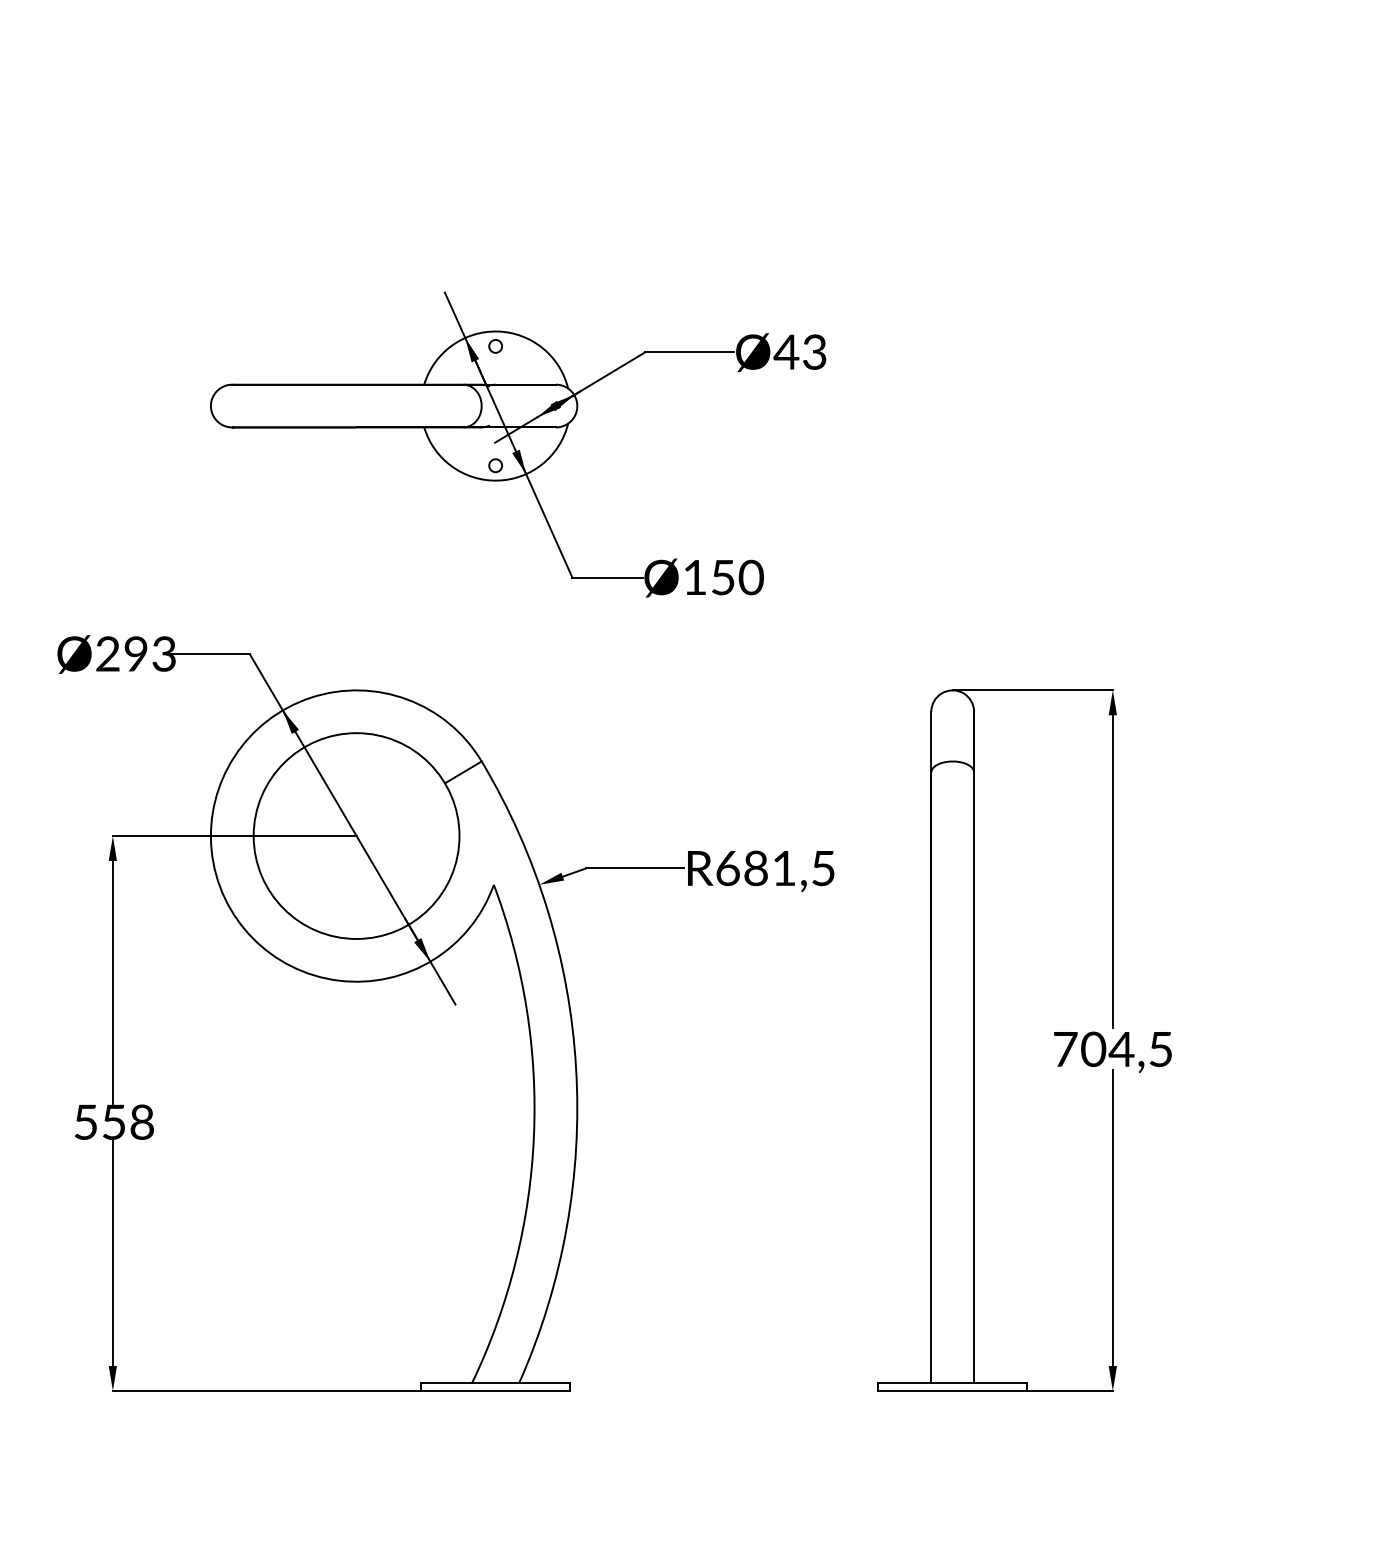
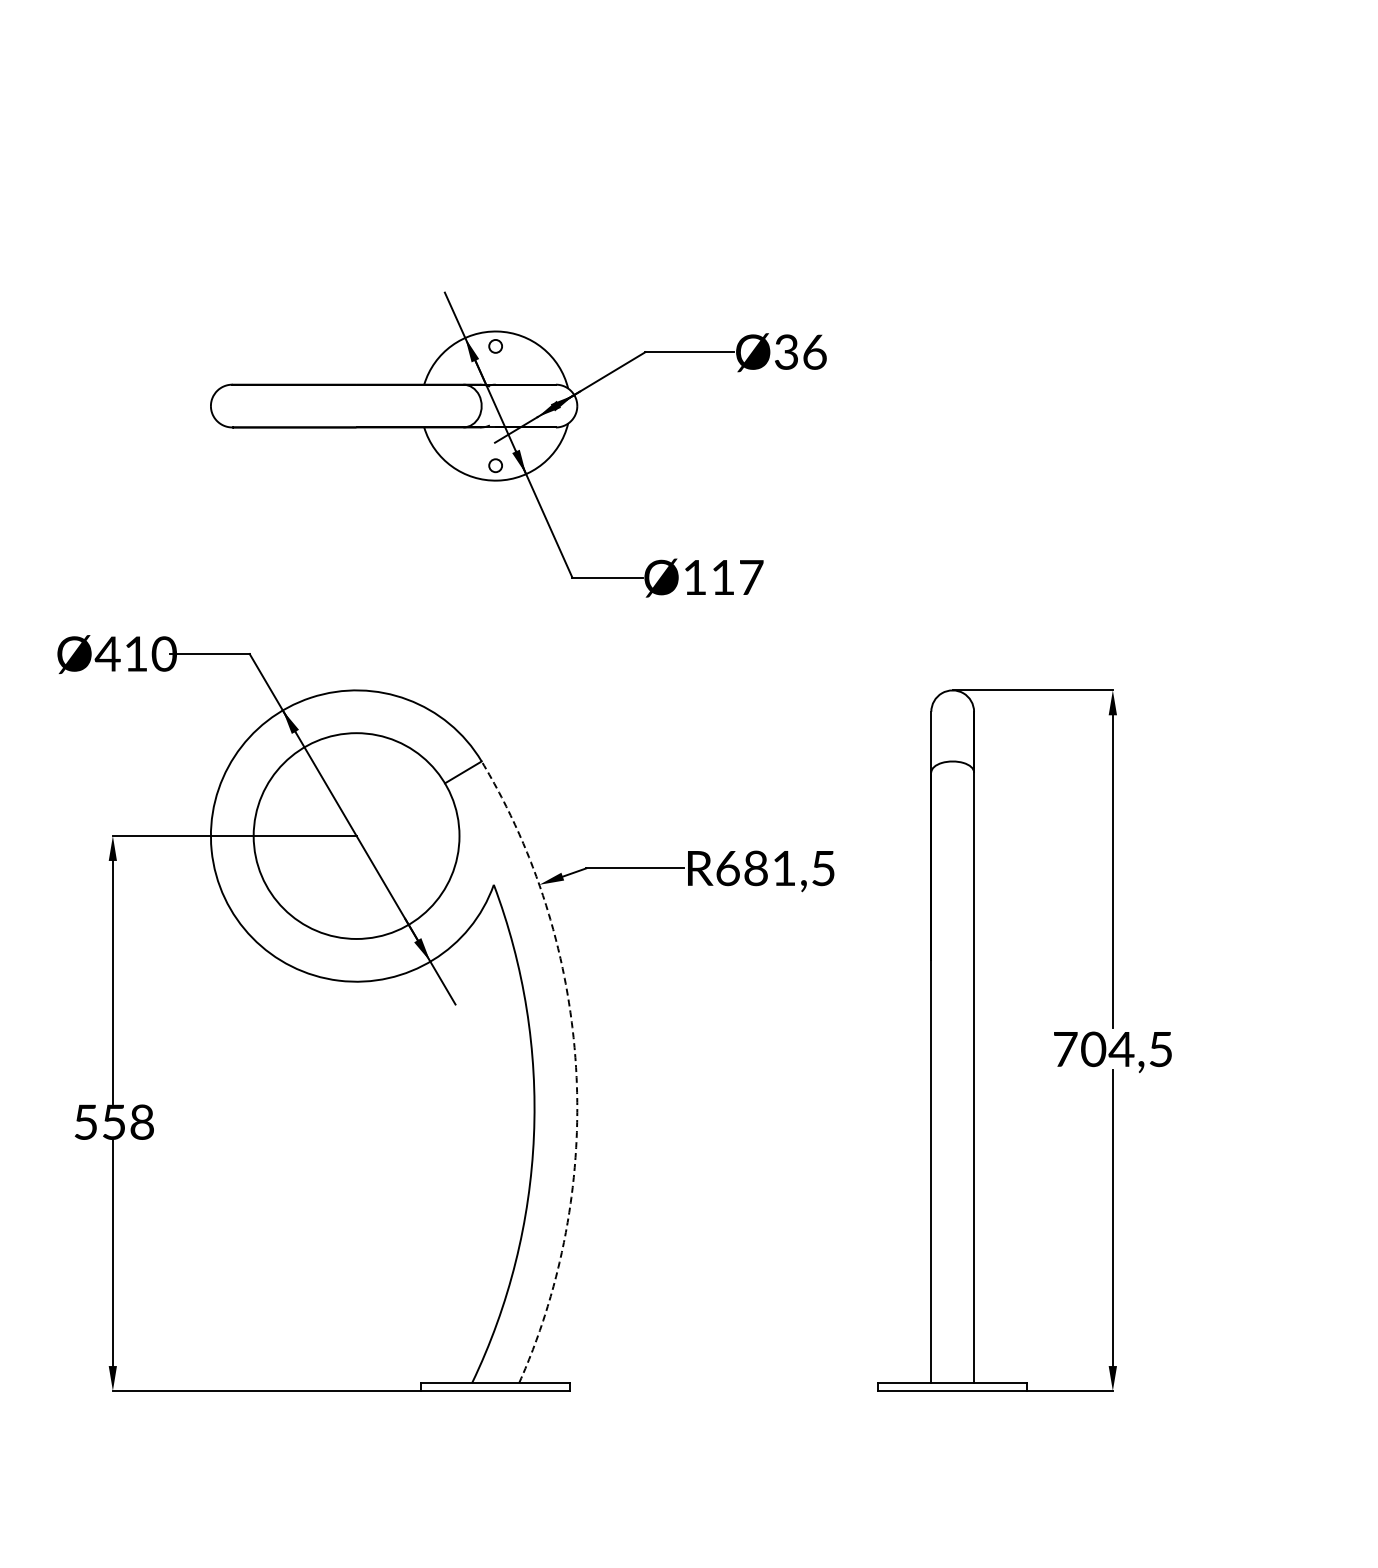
text: Ø43 -> Ø36 (799, 351)
text: Ø150 -> Ø117 (737, 577)
text: Ø293 -> Ø410 (135, 653)
arc: solid -> dashed (576, 1067)
